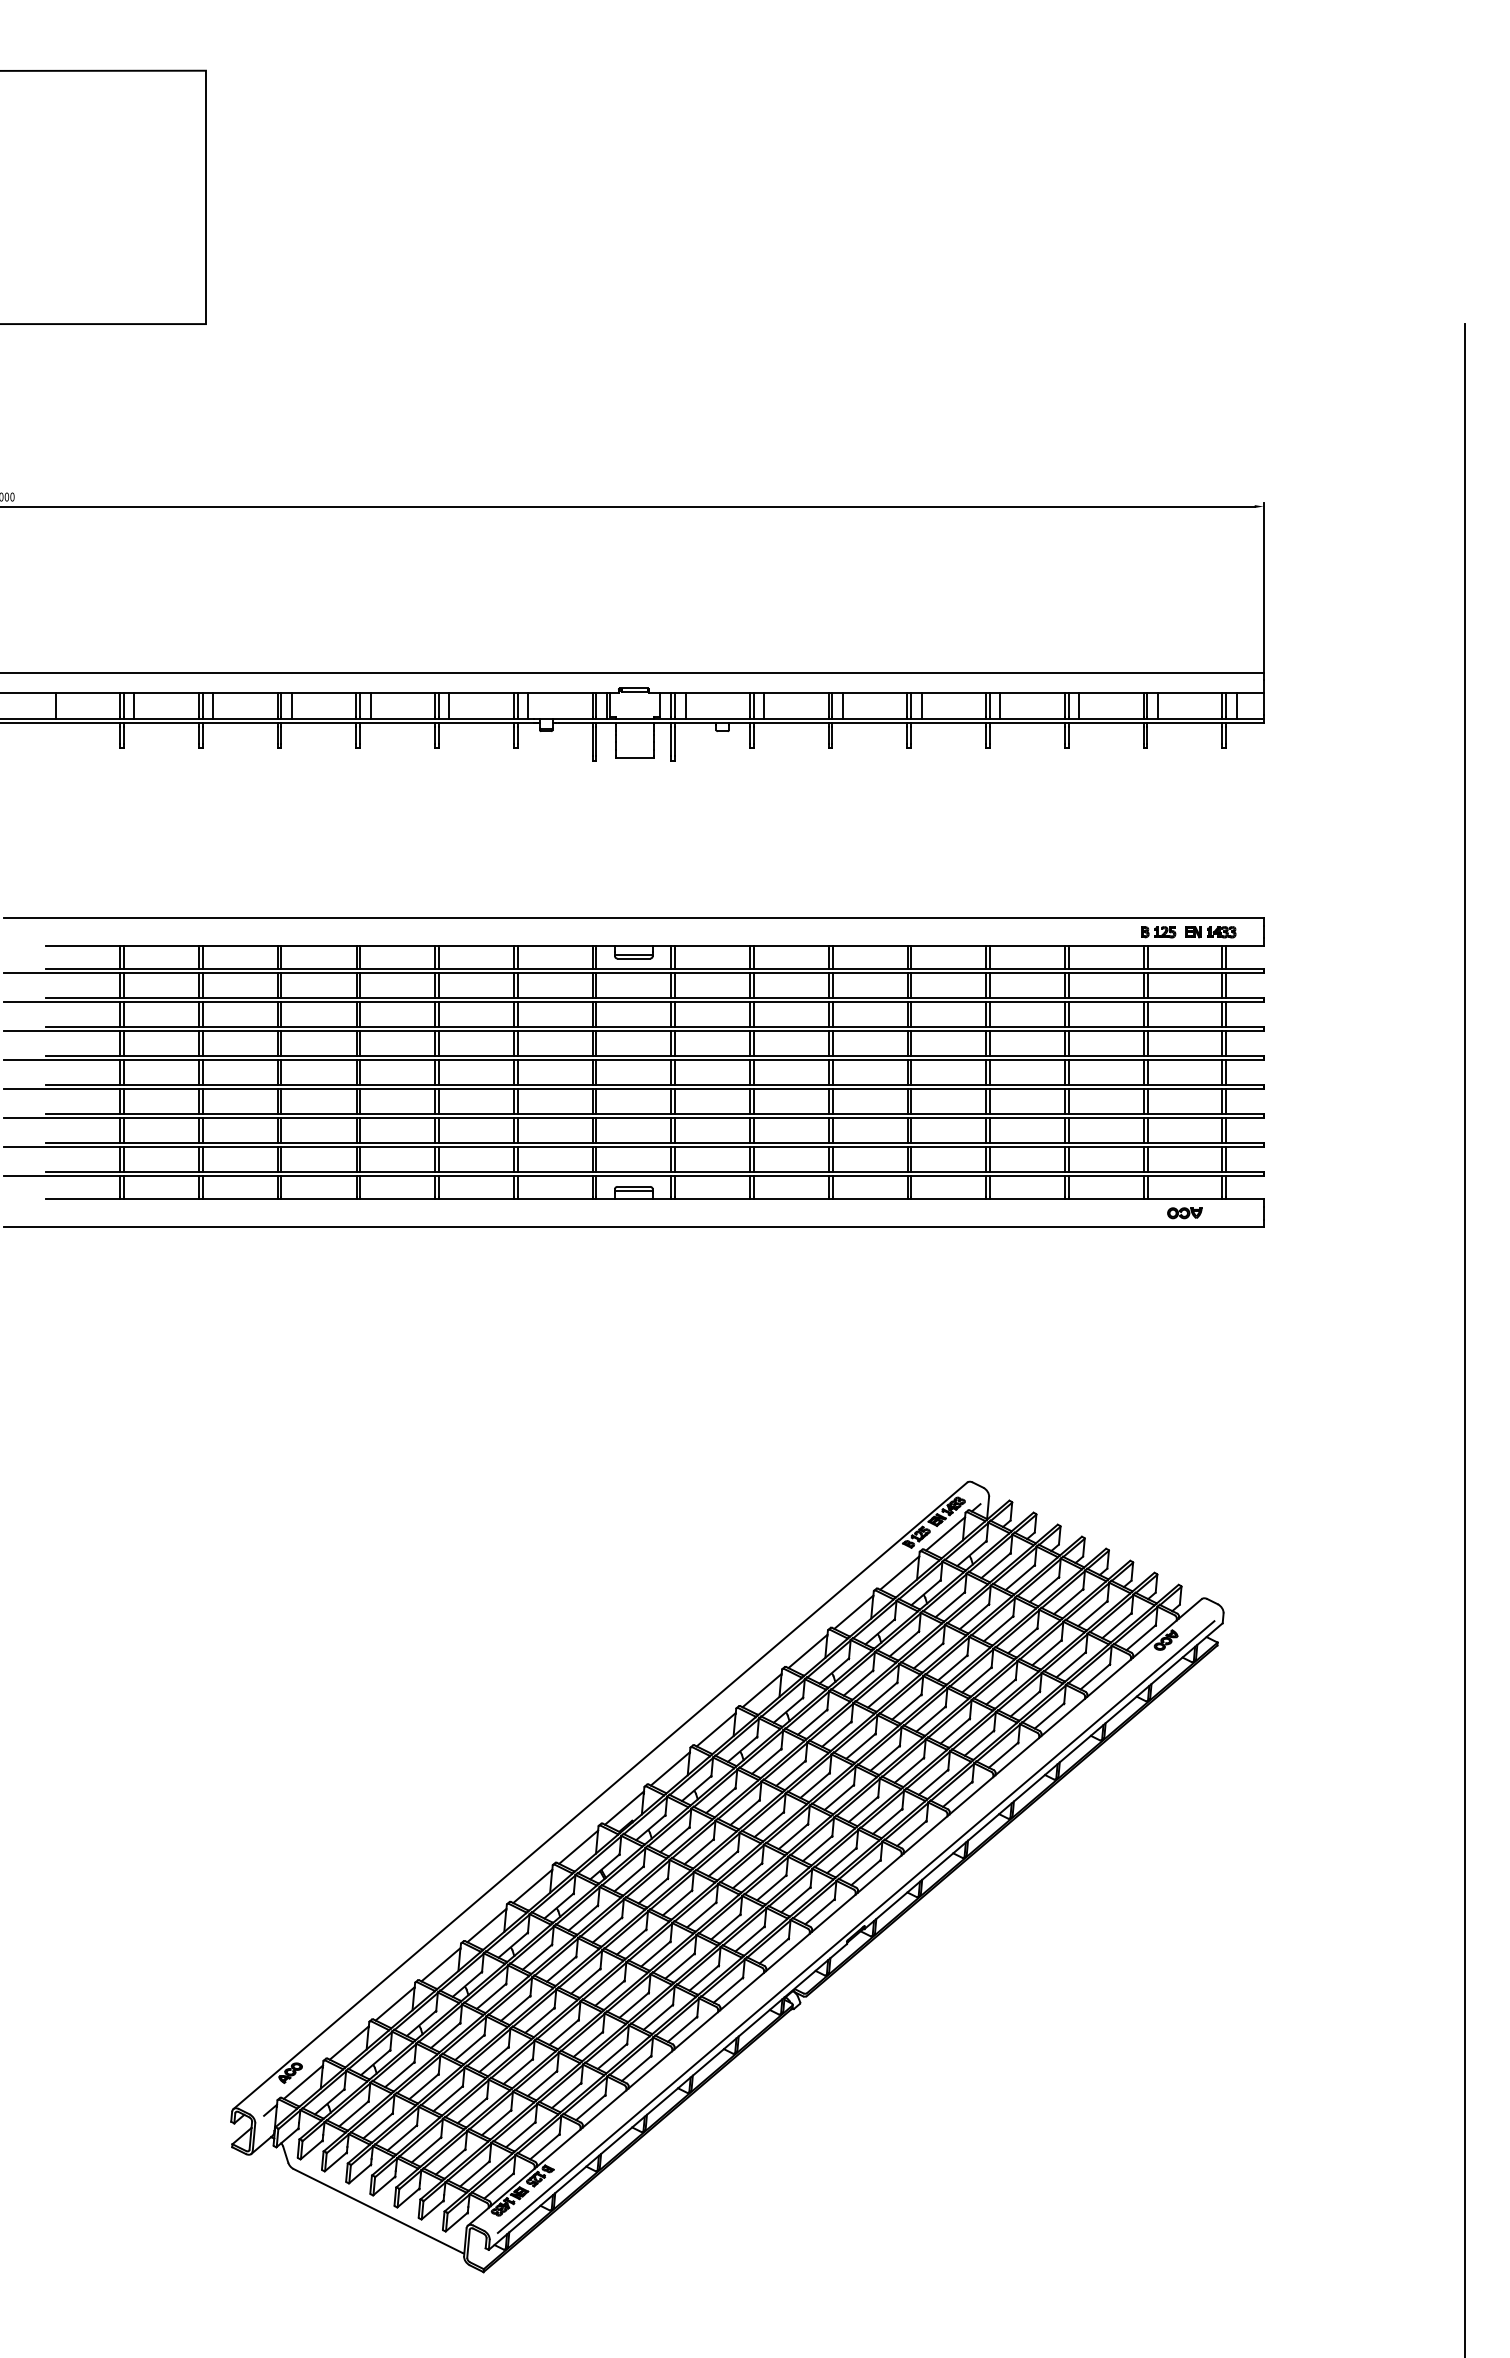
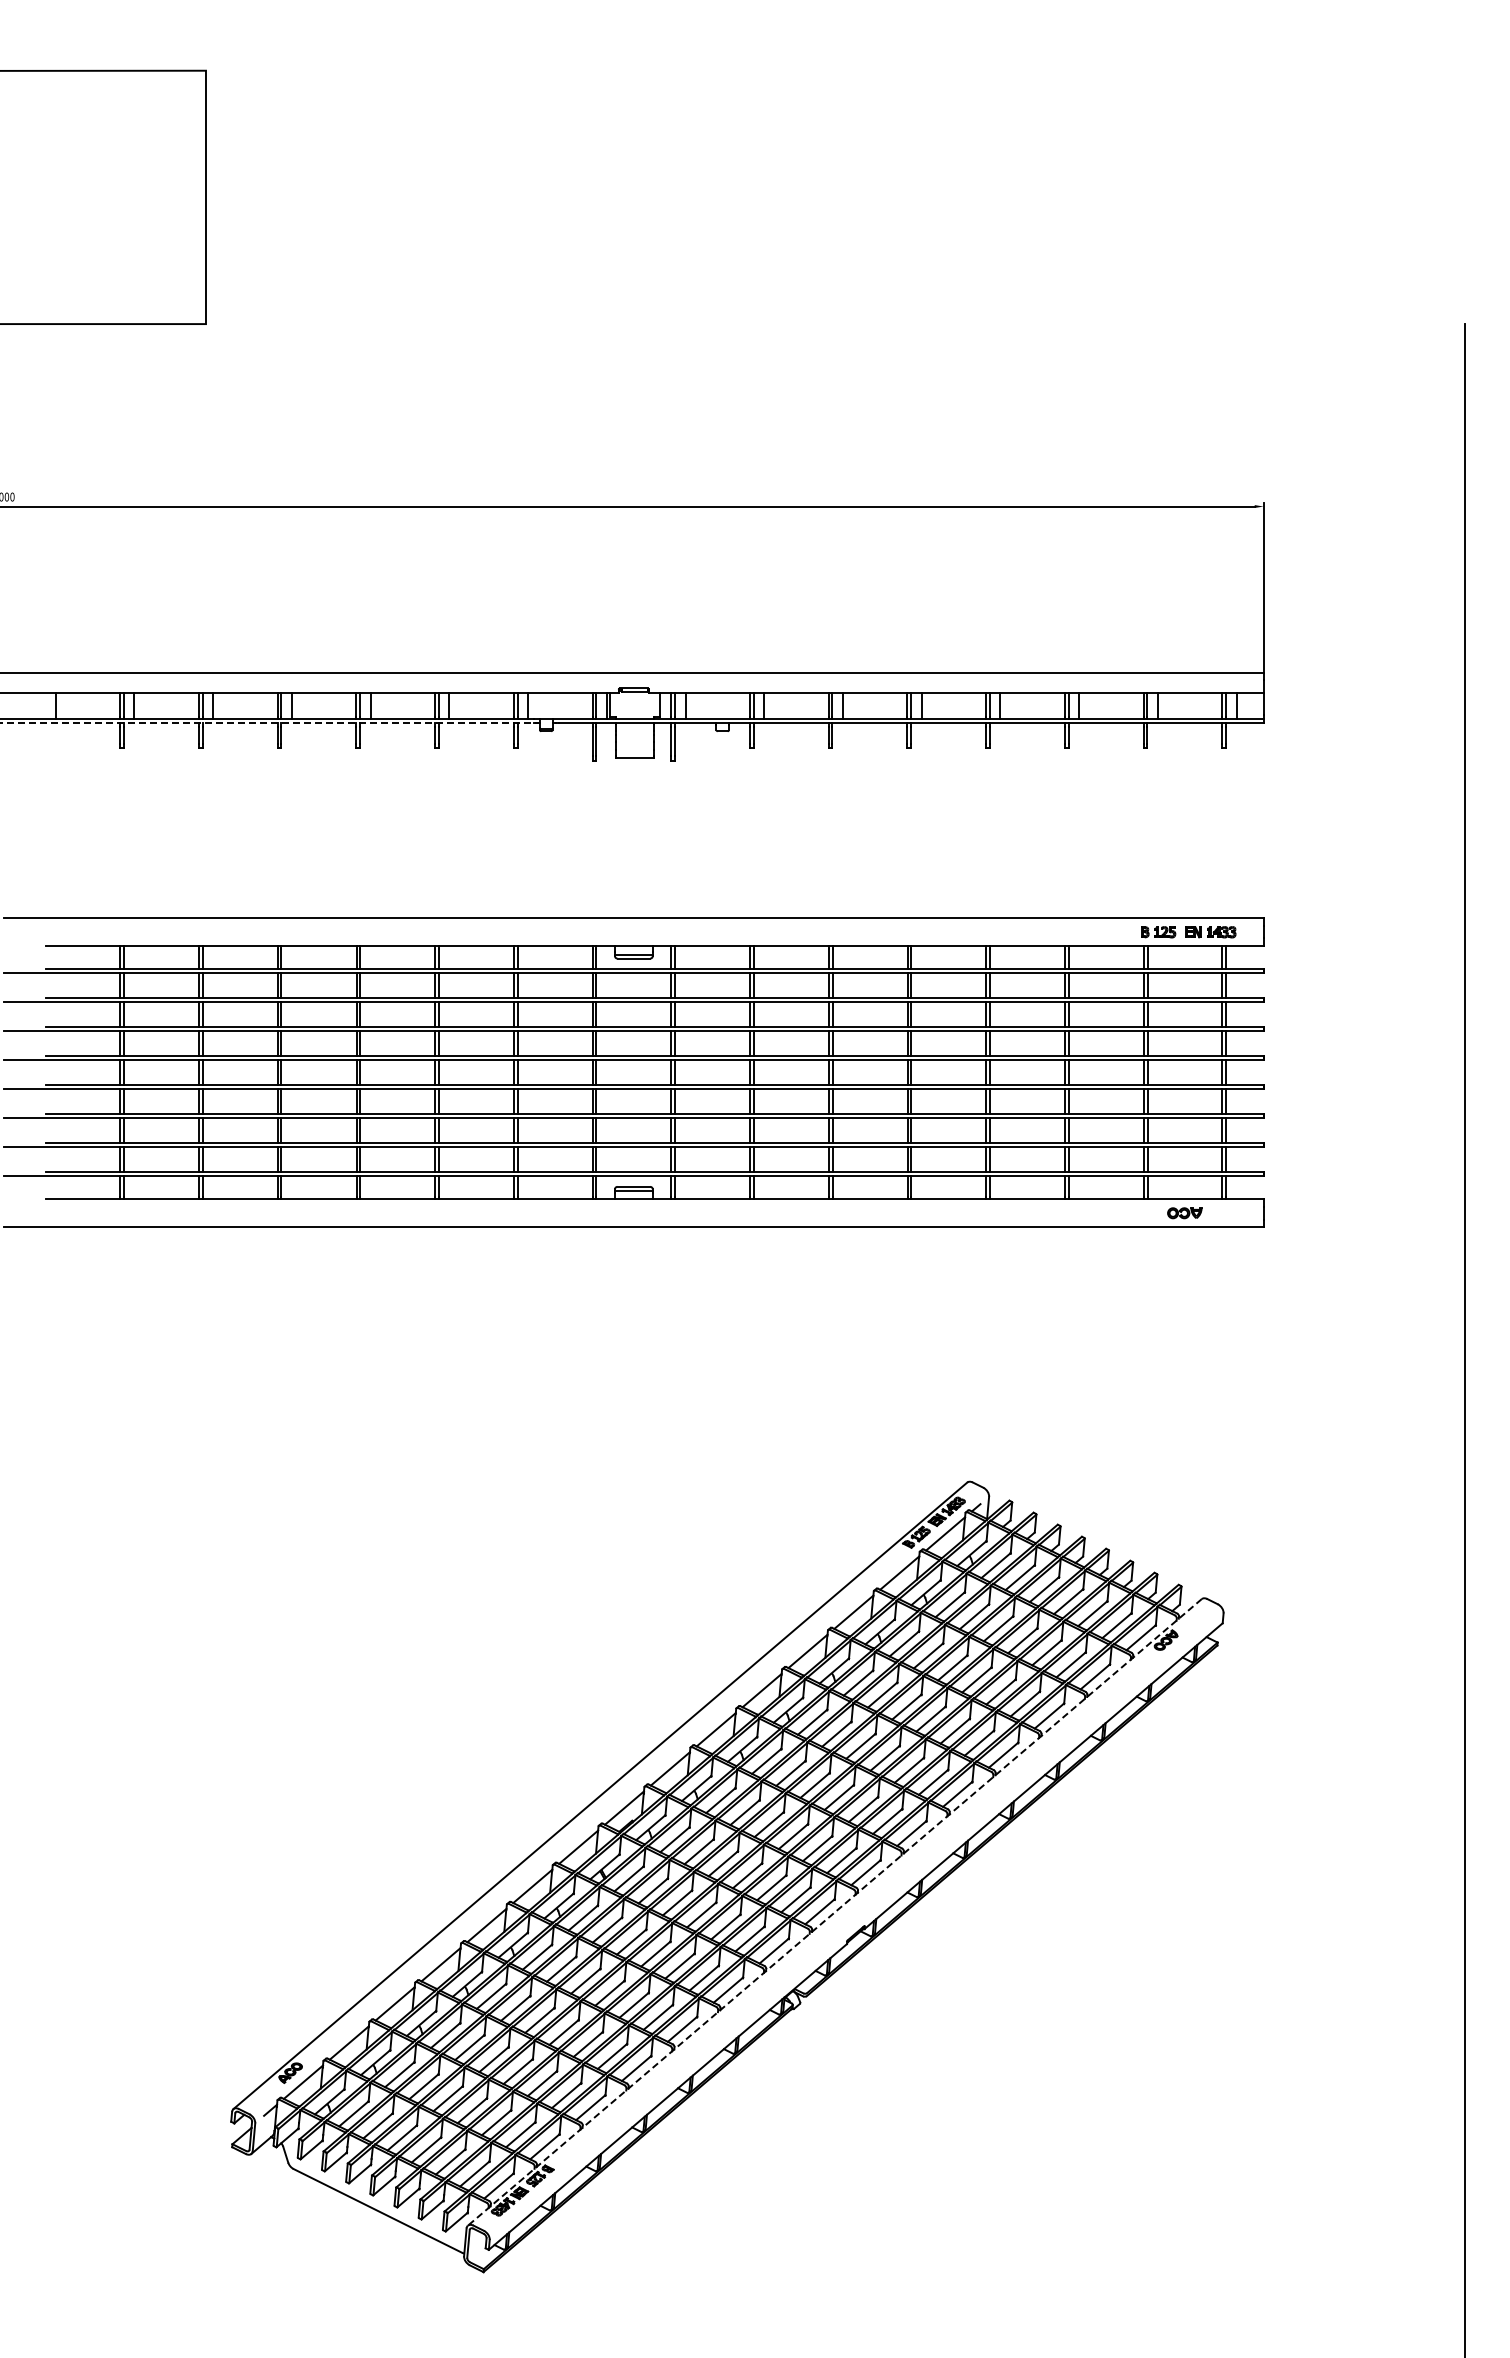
line: solid -> dashed (267, 723)
line: solid -> dashed (834, 1912)
line: present -> none (855, 1926)
